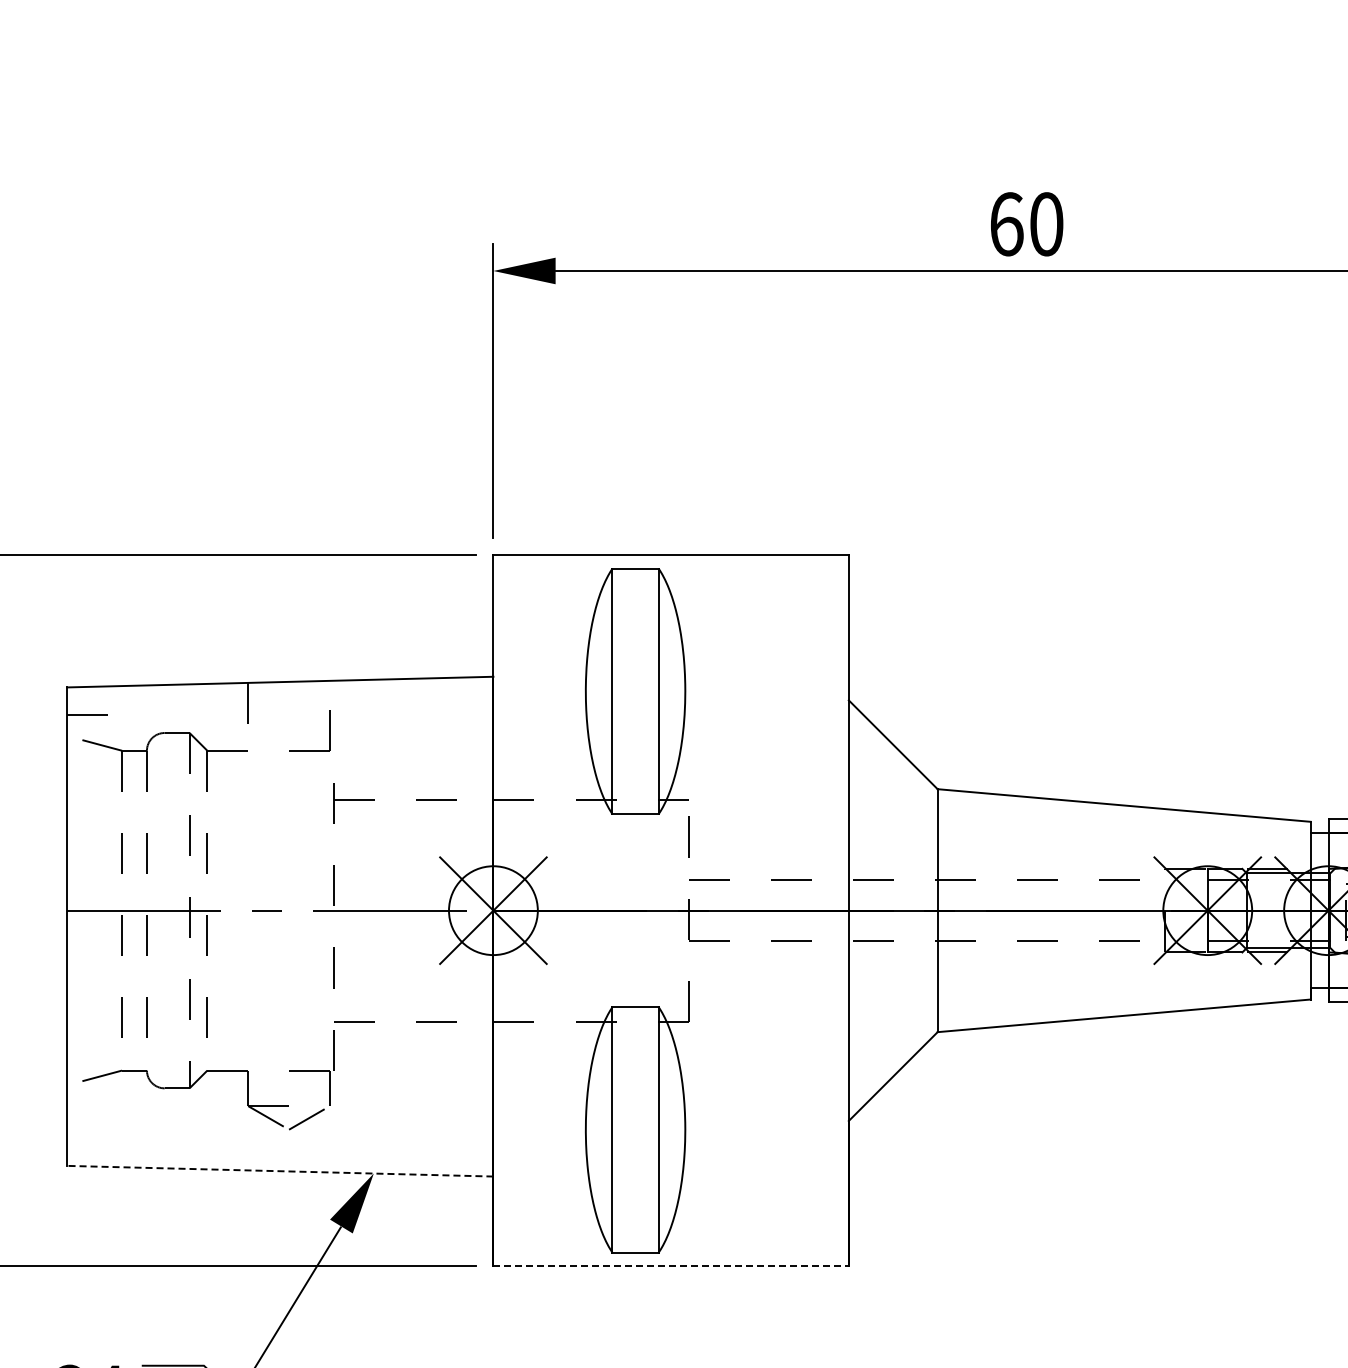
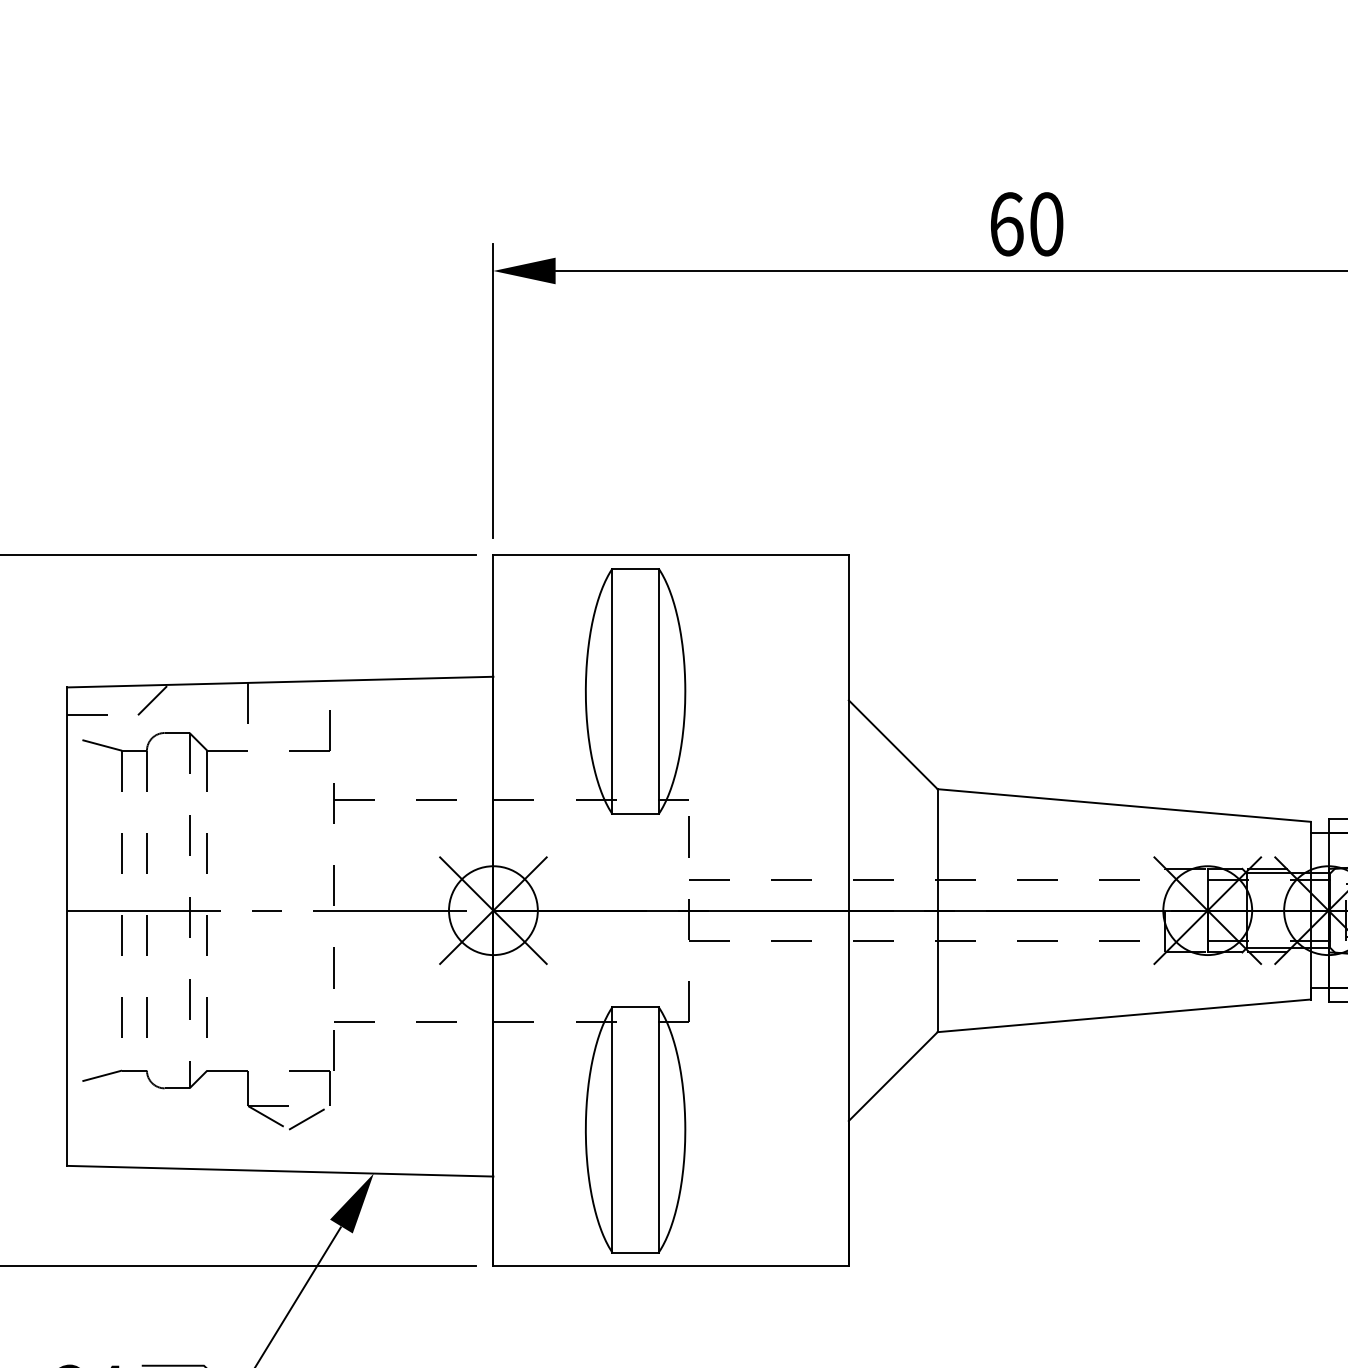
line: none -> present (153, 699)
line: dashed -> solid (279, 1171)
line: dashed -> solid (671, 1266)
